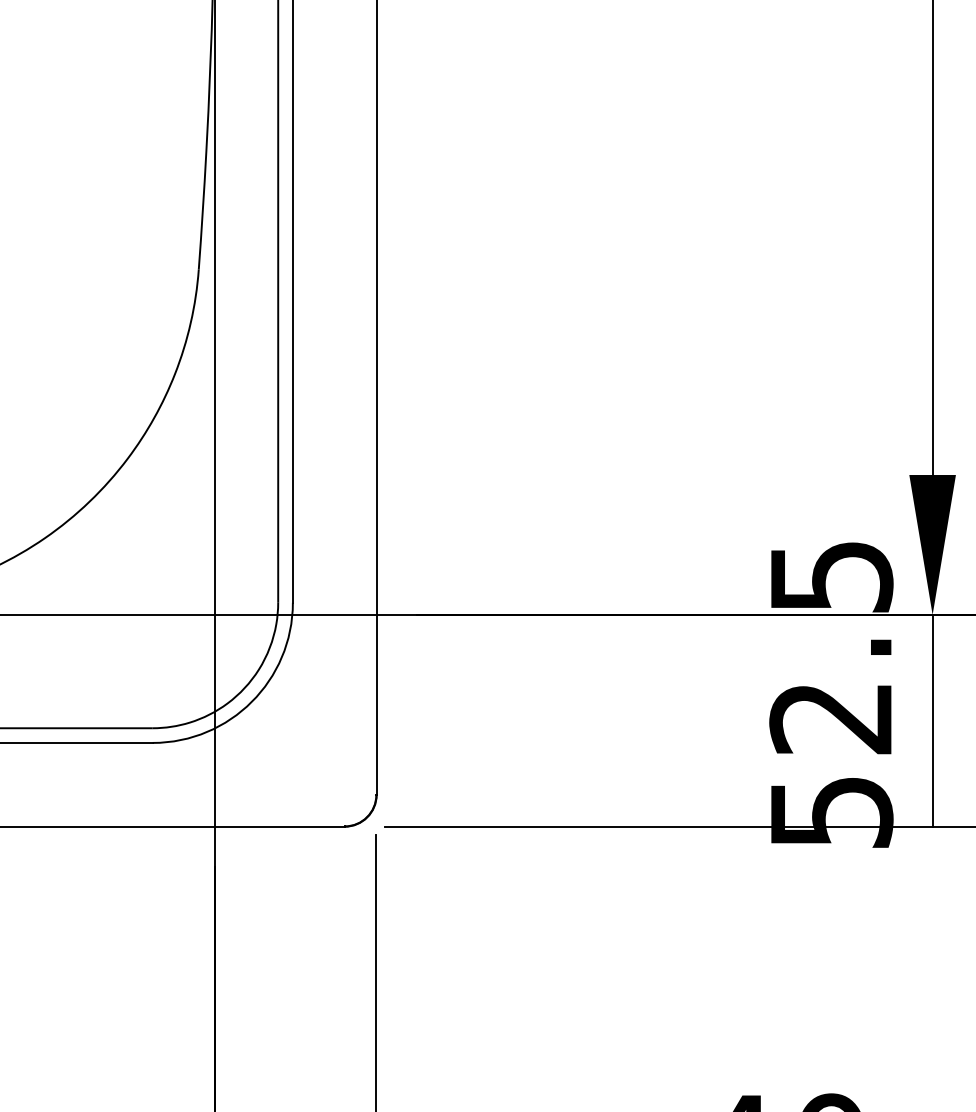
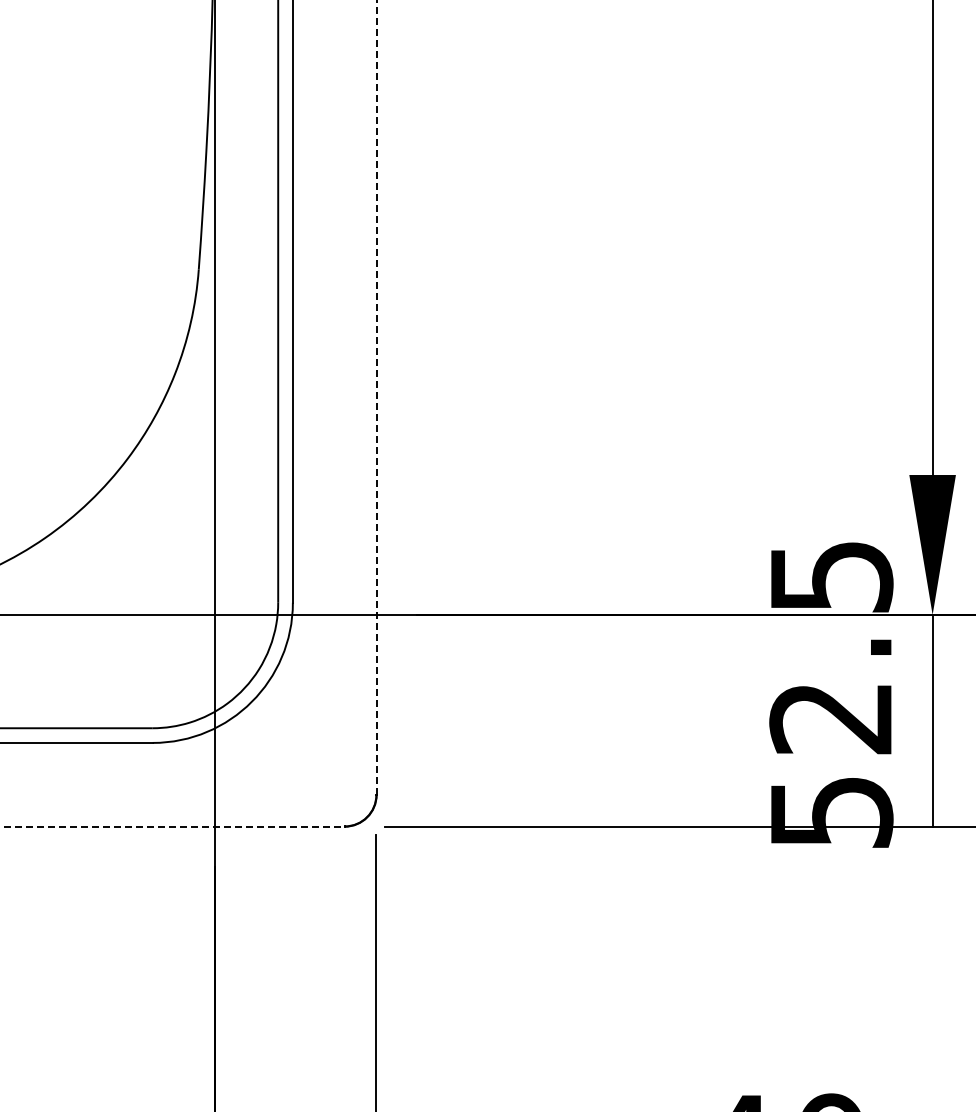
line: solid -> dashed (376, 397)
line: solid -> dashed (172, 826)
